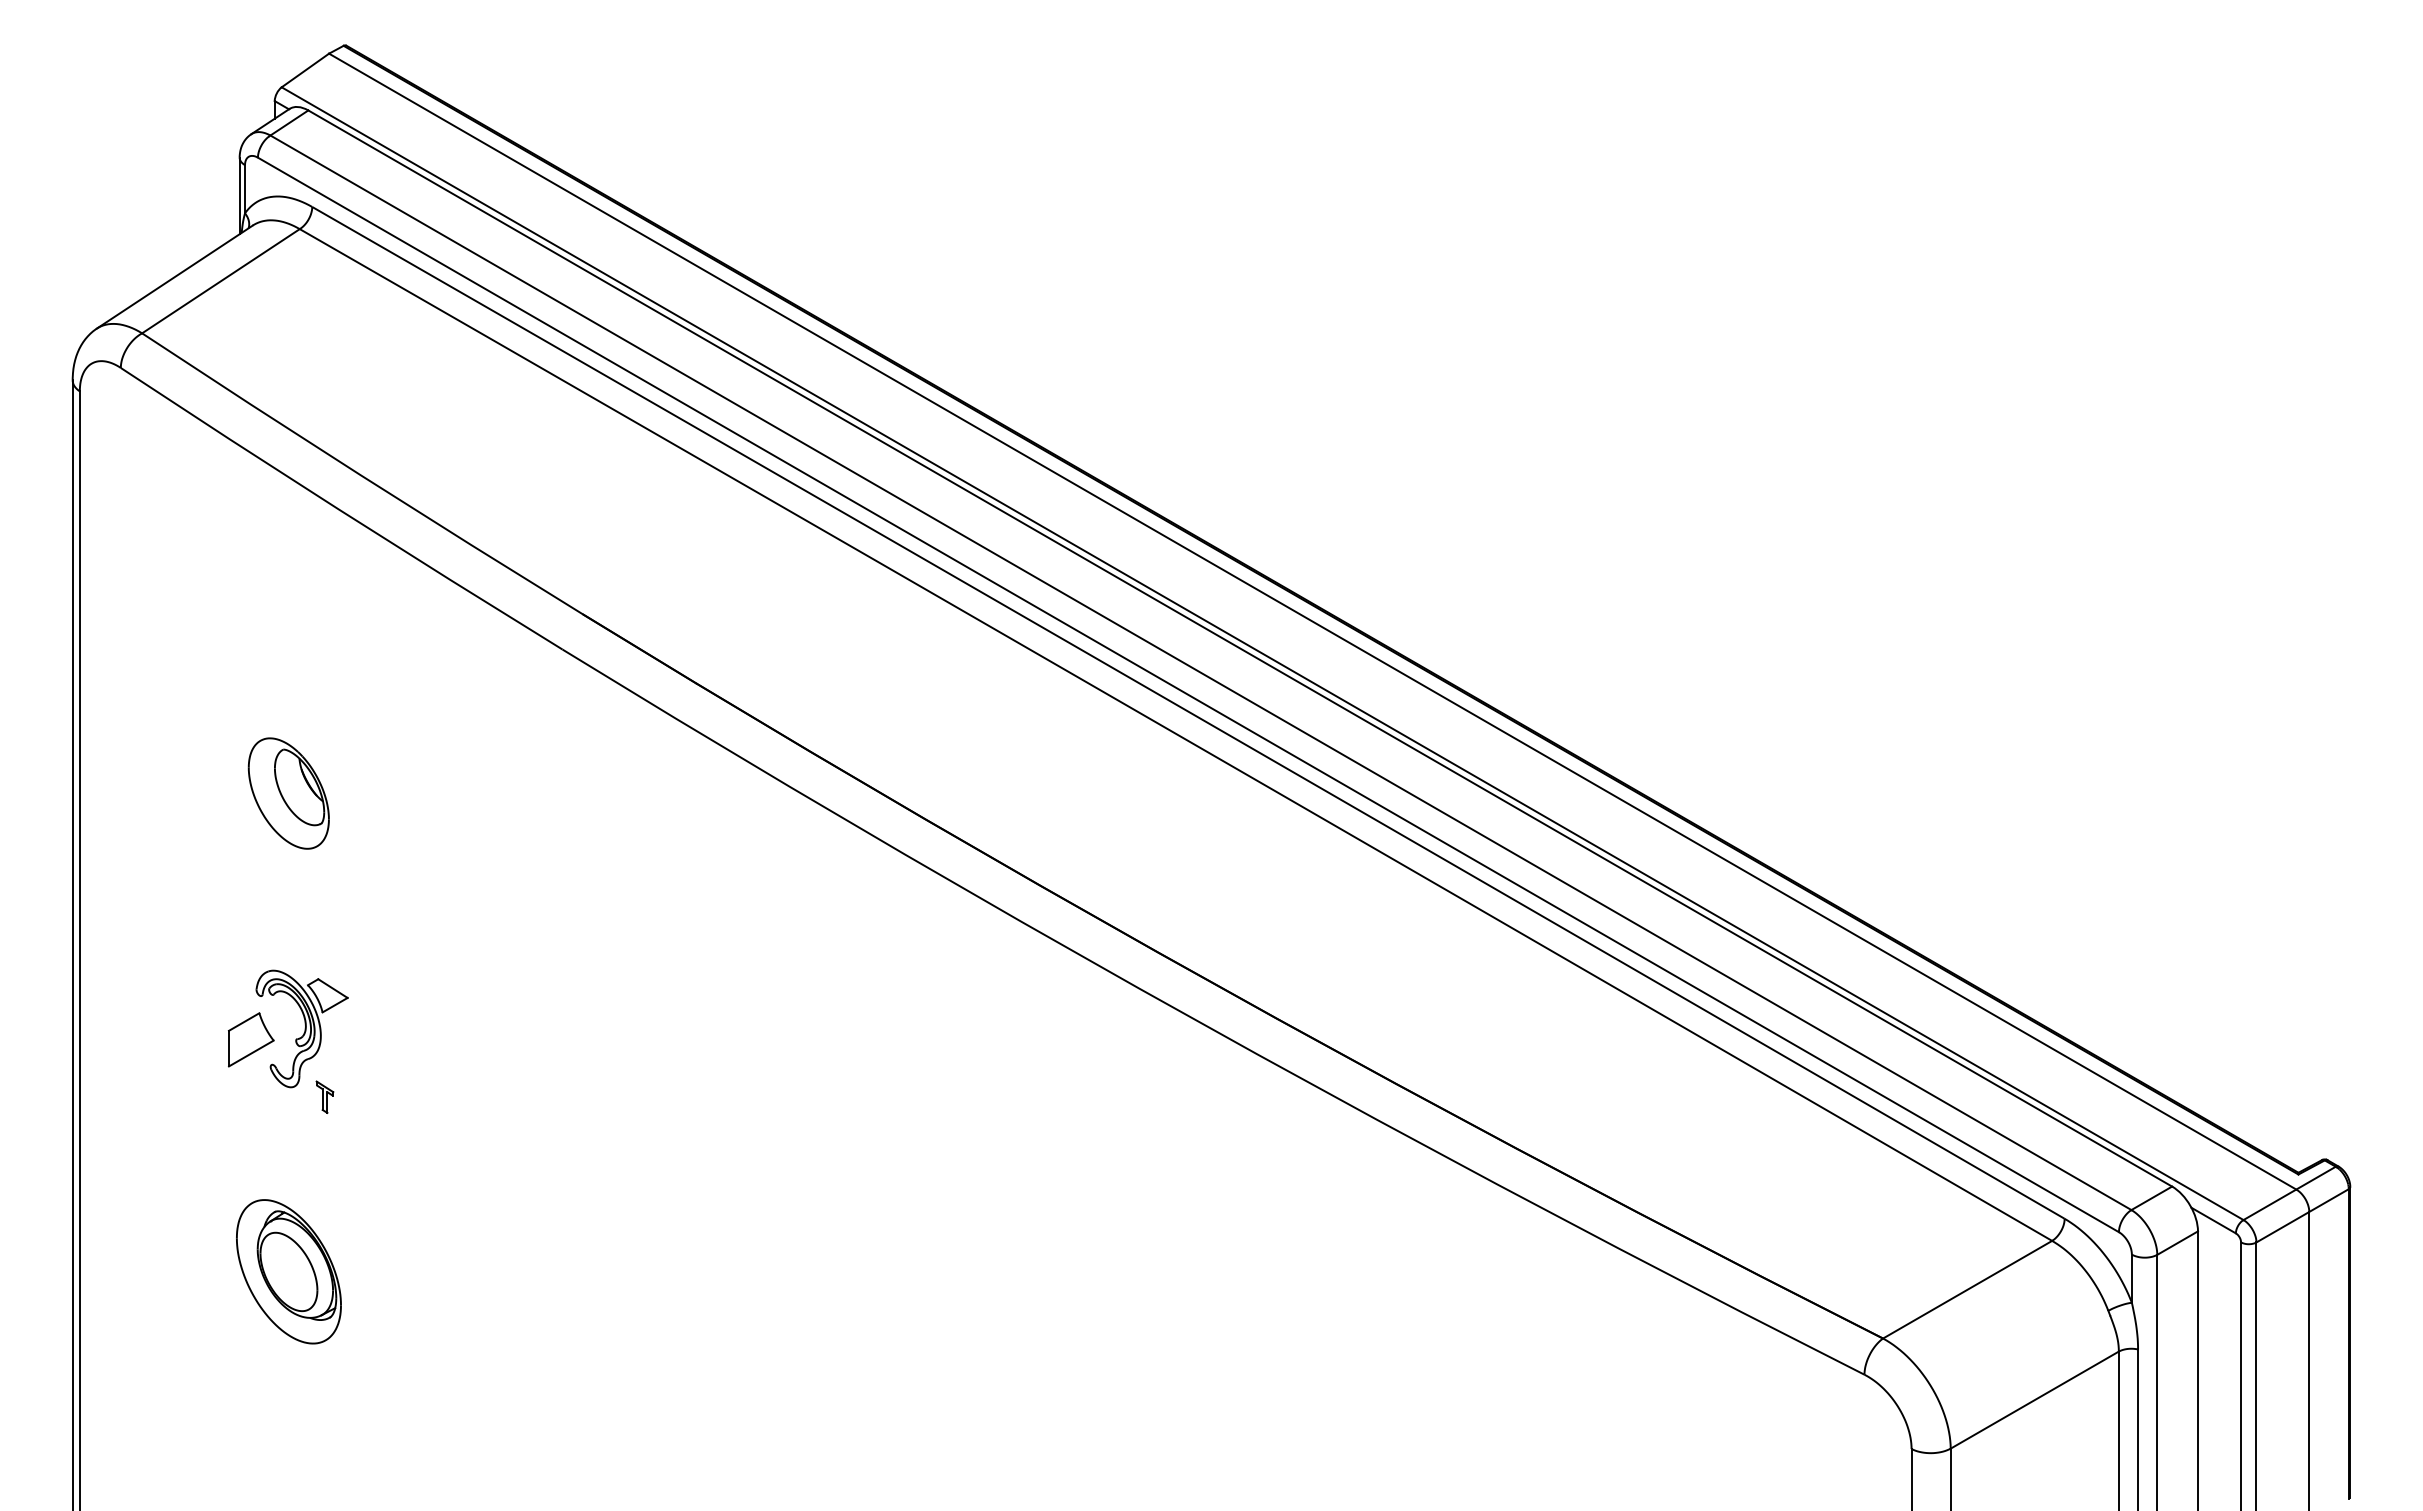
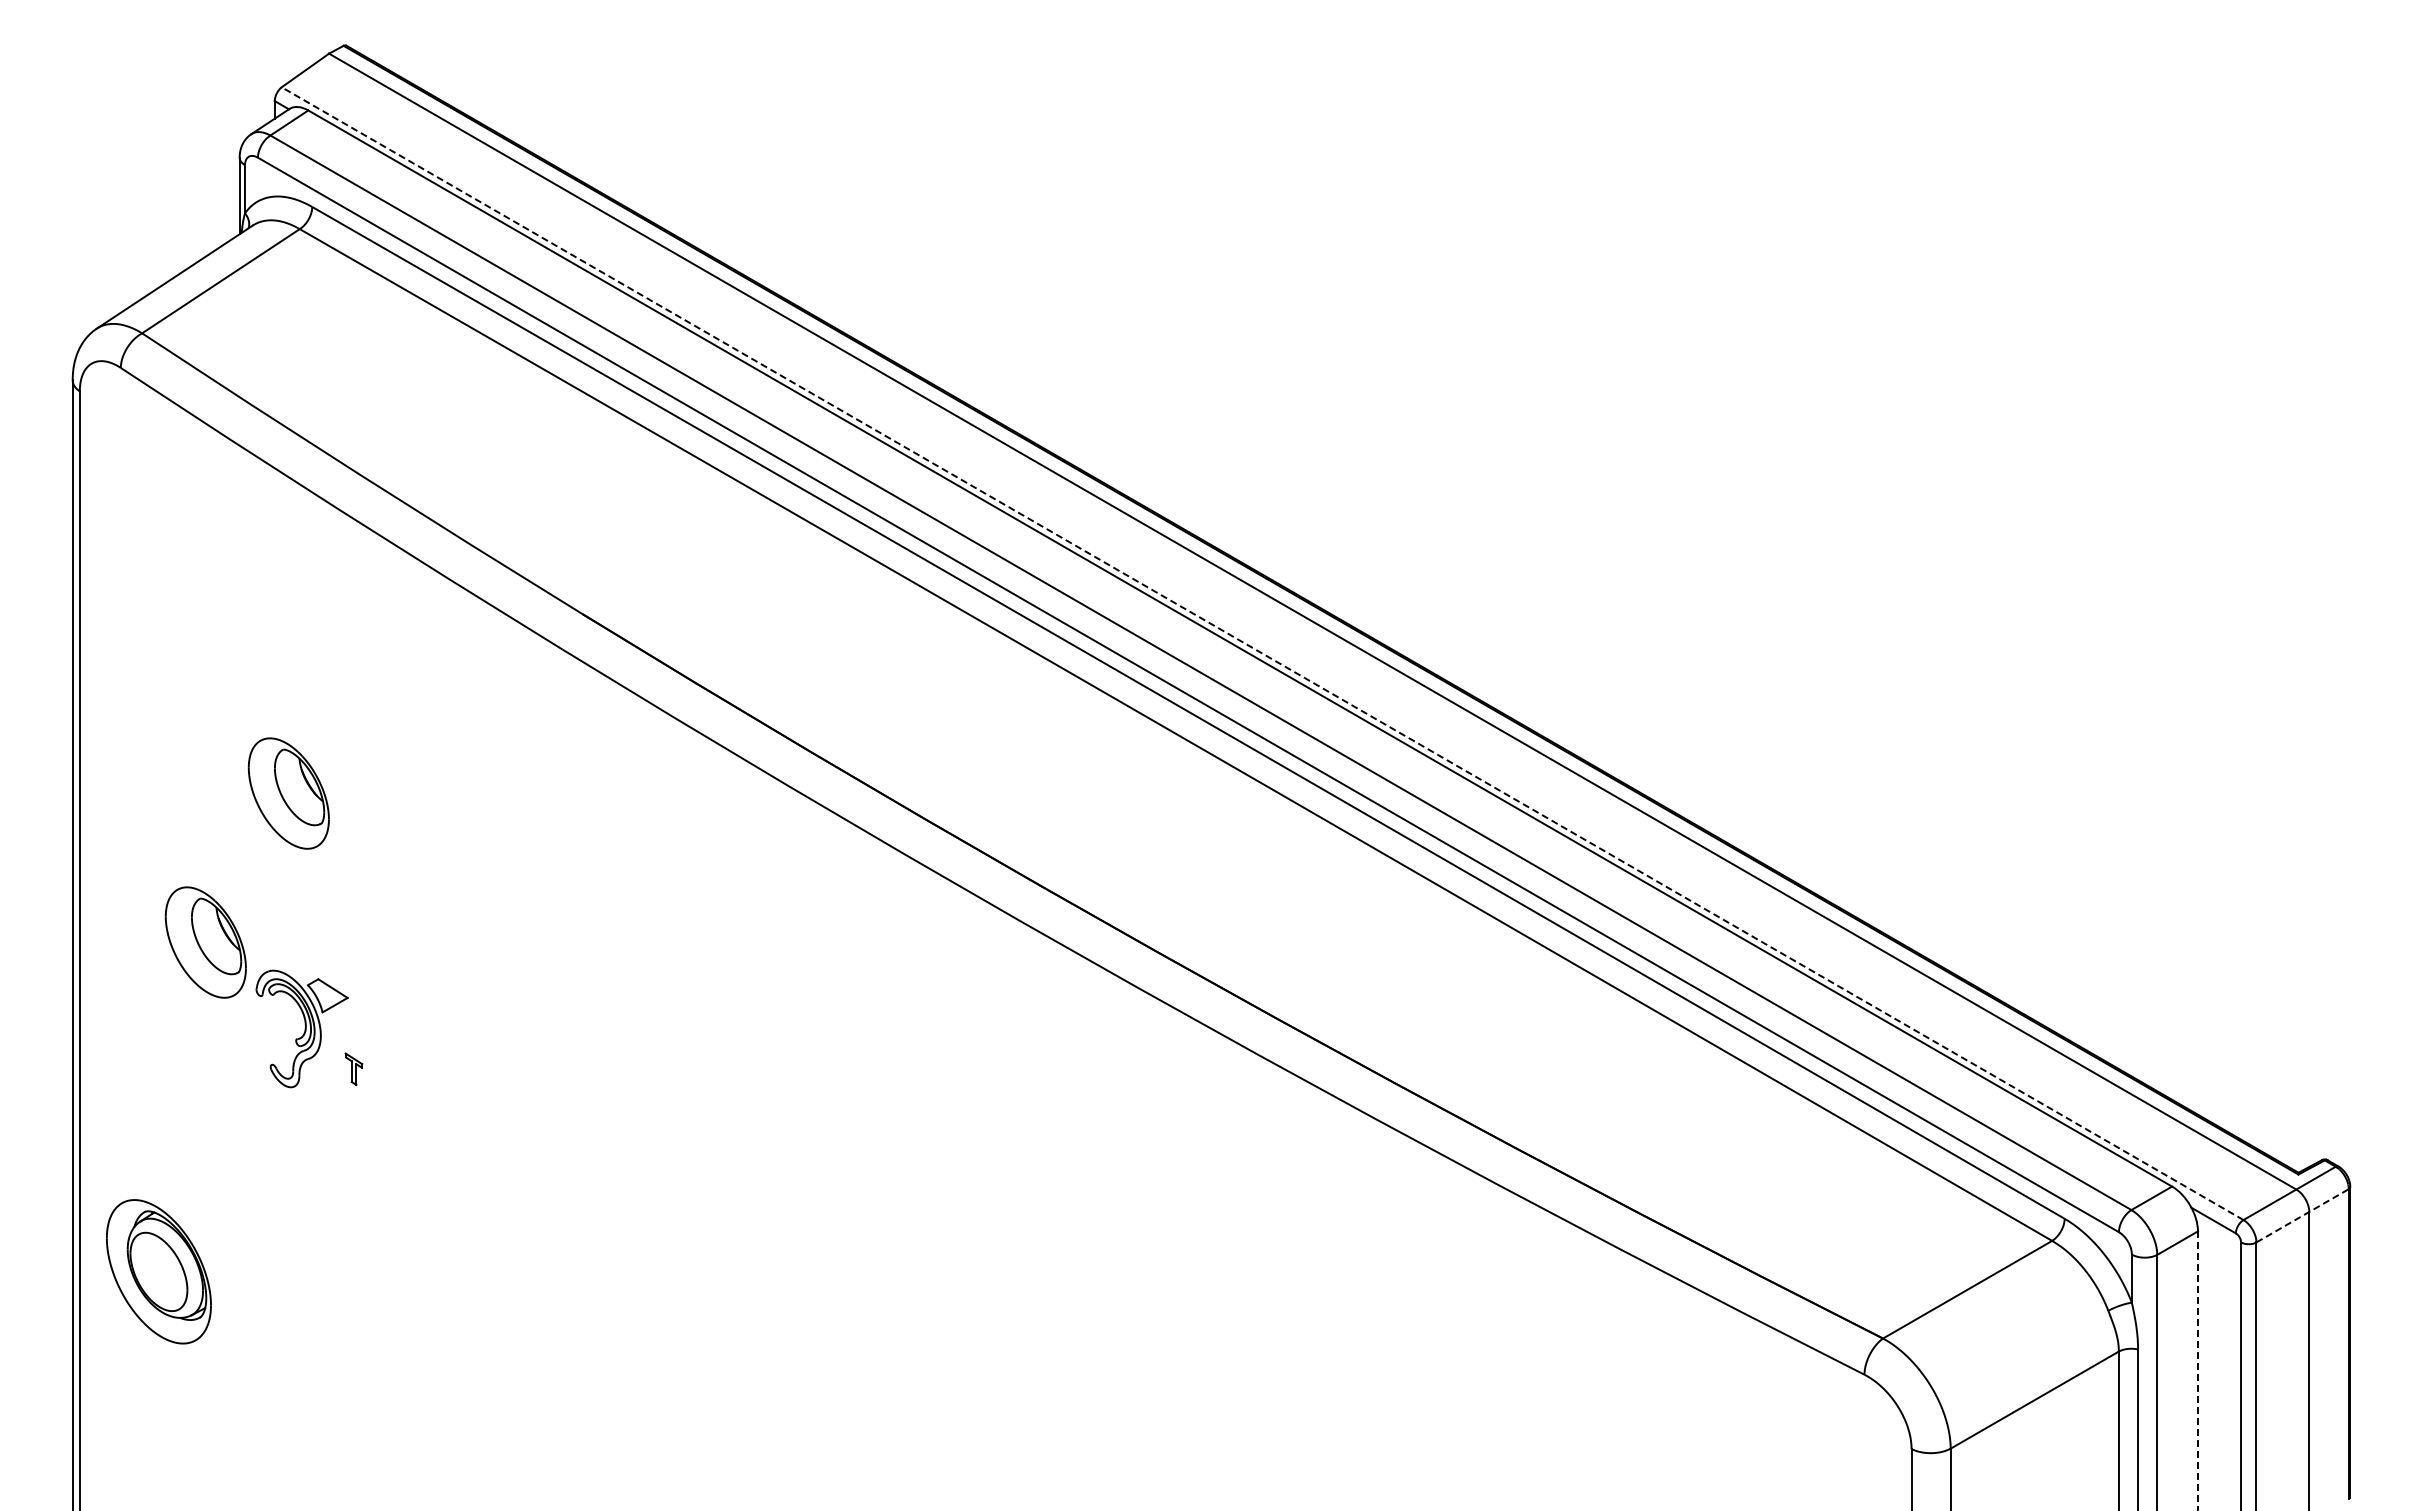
line: solid -> dashed (1262, 653)
part: none -> present (205, 942)
part: present -> none (251, 1039)
part position: (324, 1096) -> (353, 1068) (353, 1068)
line: solid -> dashed (2303, 1215)
part position: (288, 1271) -> (158, 1271) (158, 1271)
line: solid -> dashed (2197, 1371)
